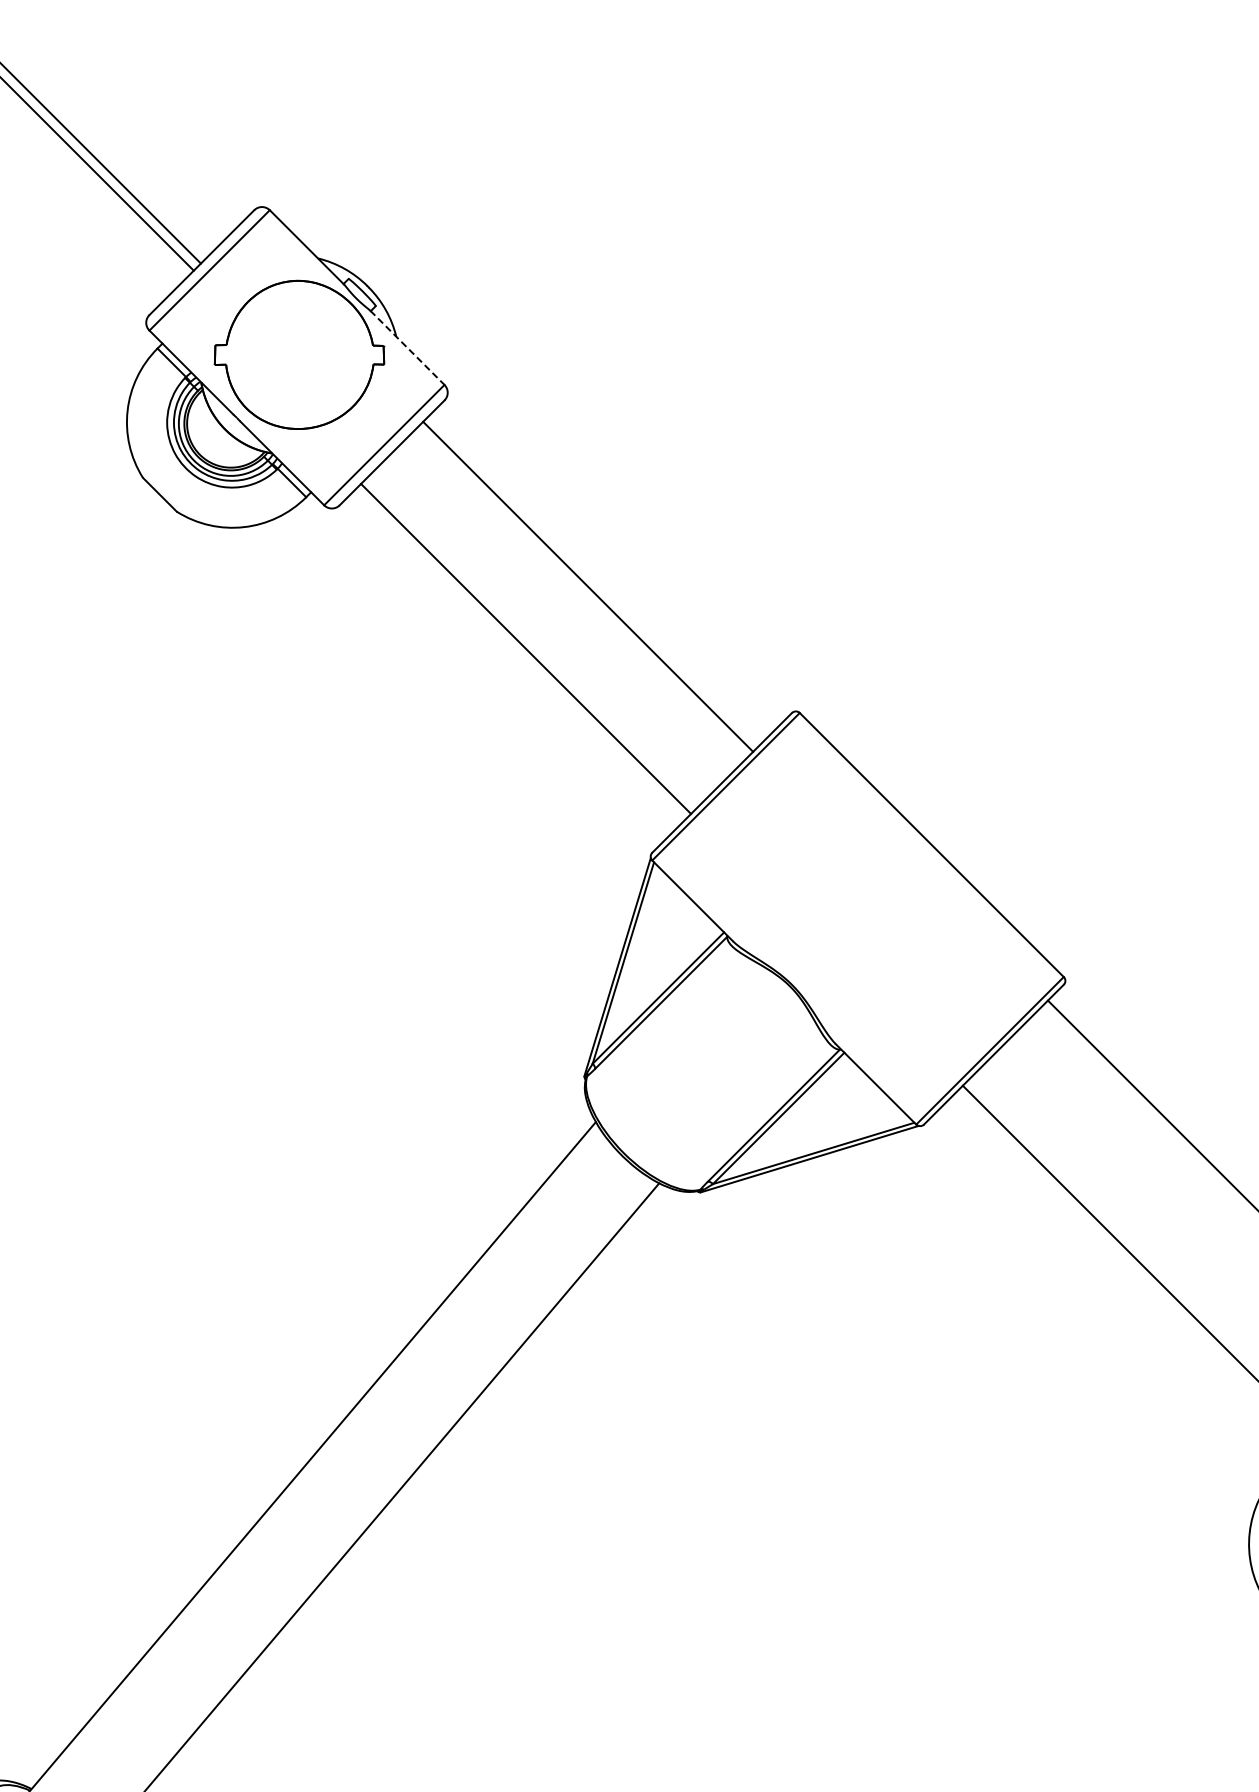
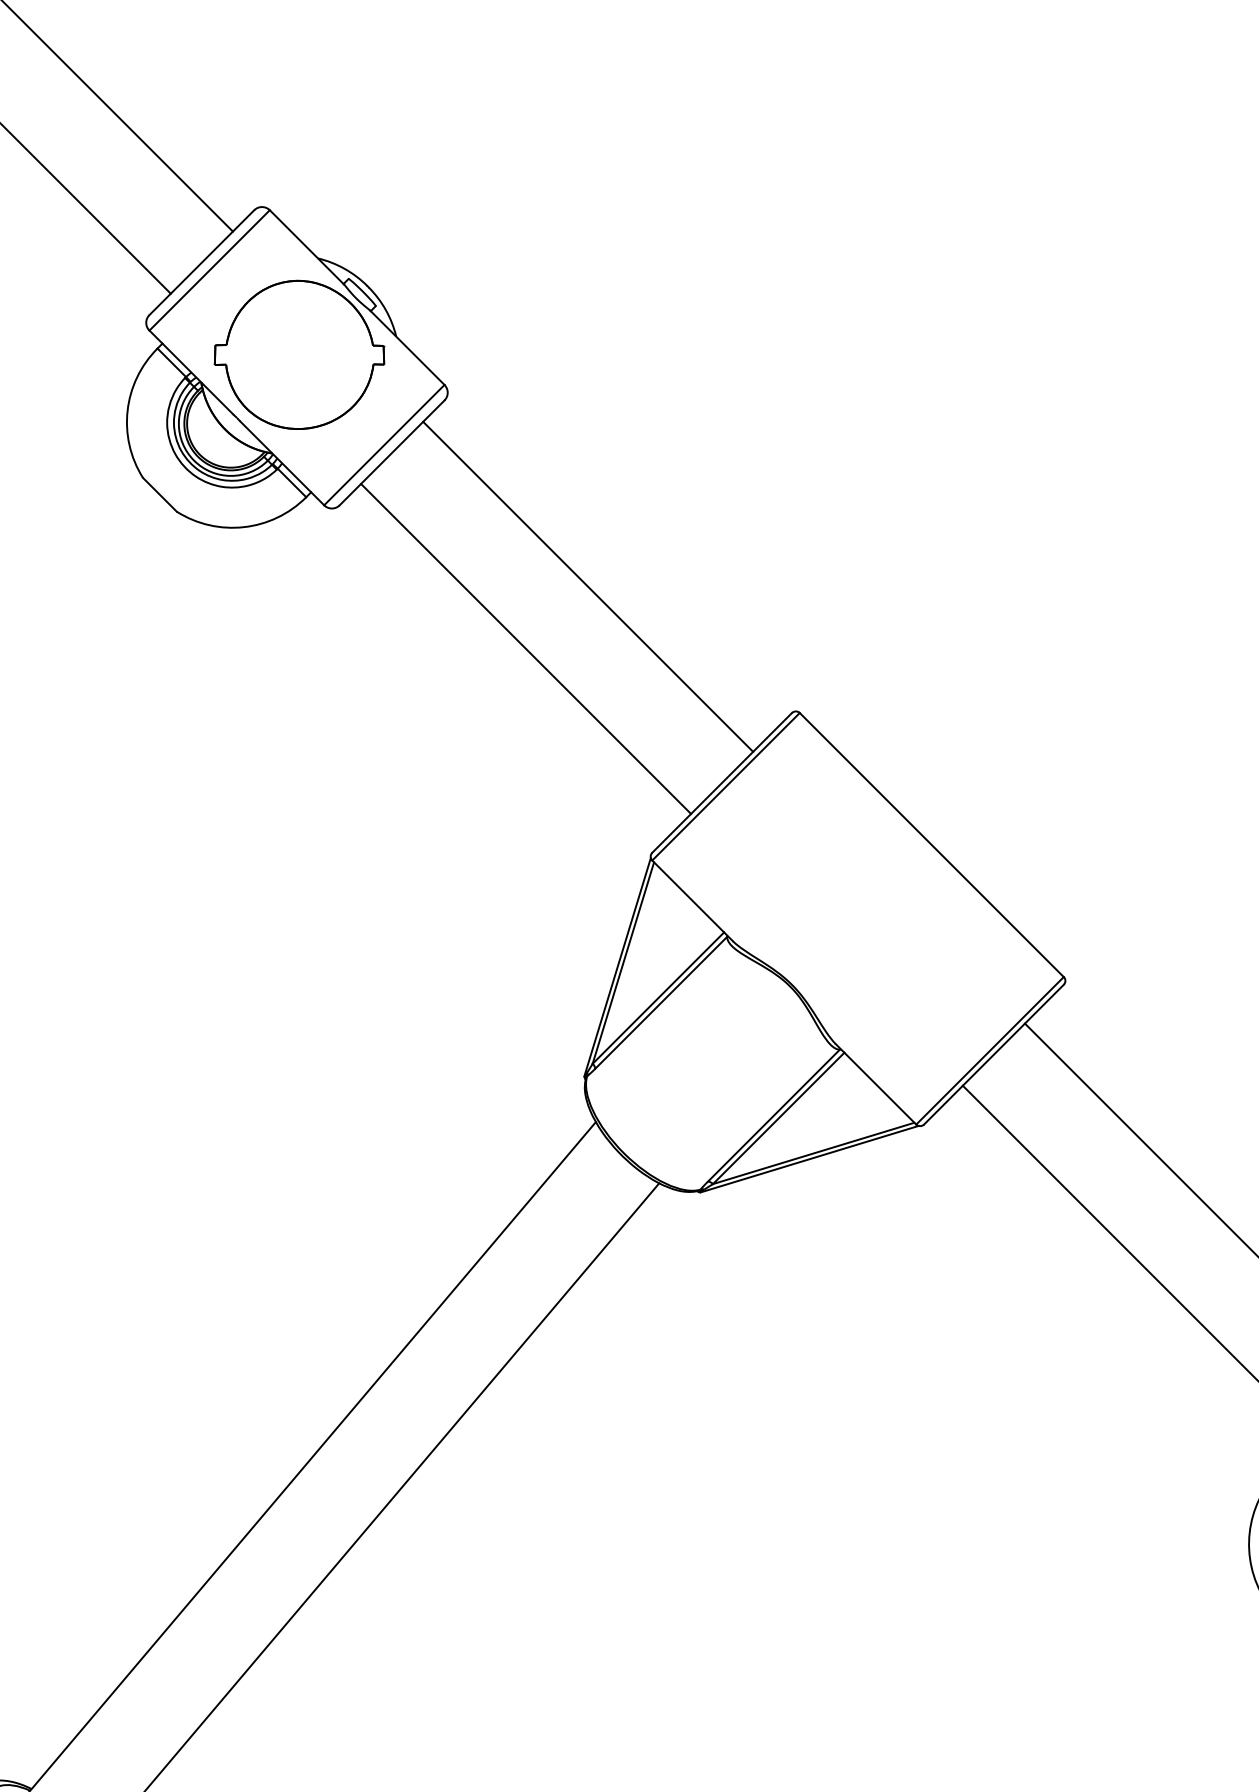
line position: (101, 163) -> (117, 116) (117, 116)
line position: (97, 174) -> (86, 209) (86, 209)
line: dashed -> solid (407, 348)
line position: (1151, 1104) -> (1139, 1138) (1139, 1138)
